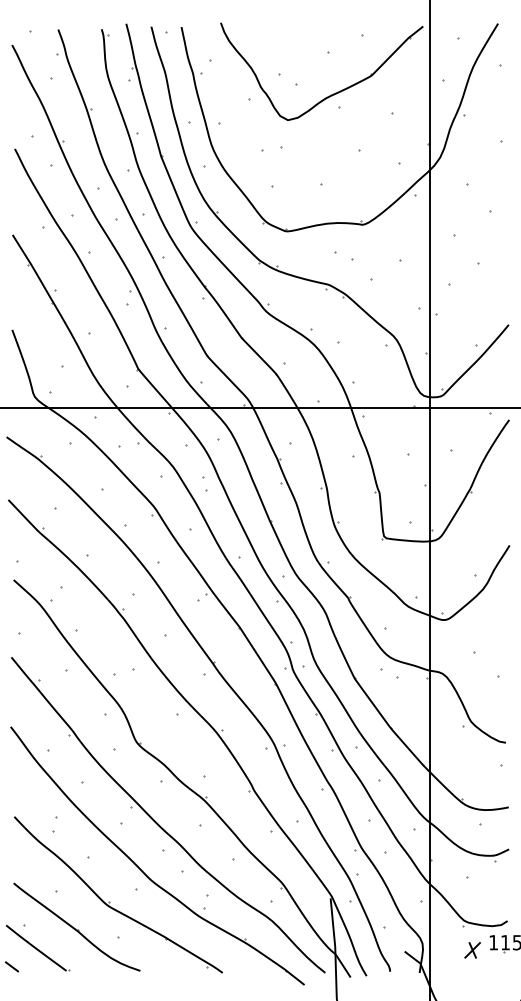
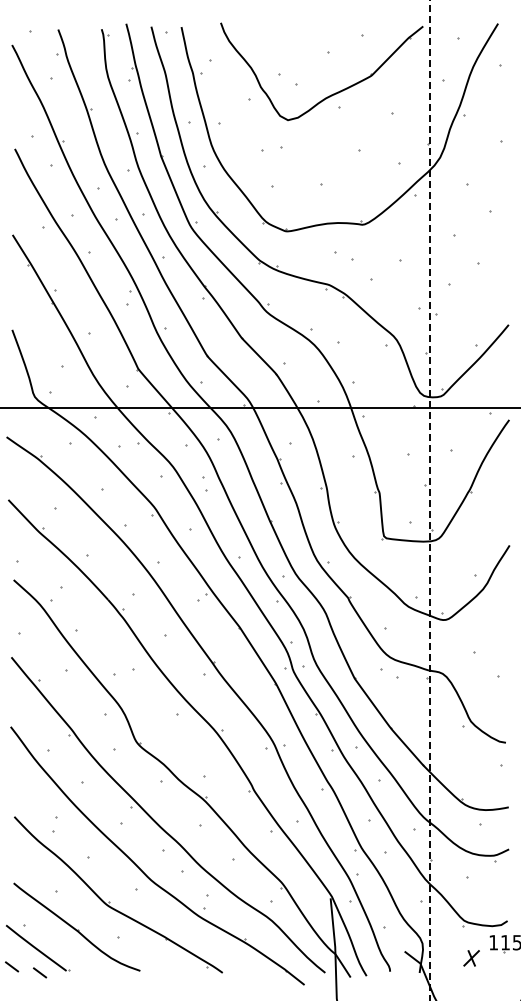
line: solid -> dashed (430, 500)
part position: (472, 950) -> (471, 958) (471, 958)
line: none -> present (40, 972)
